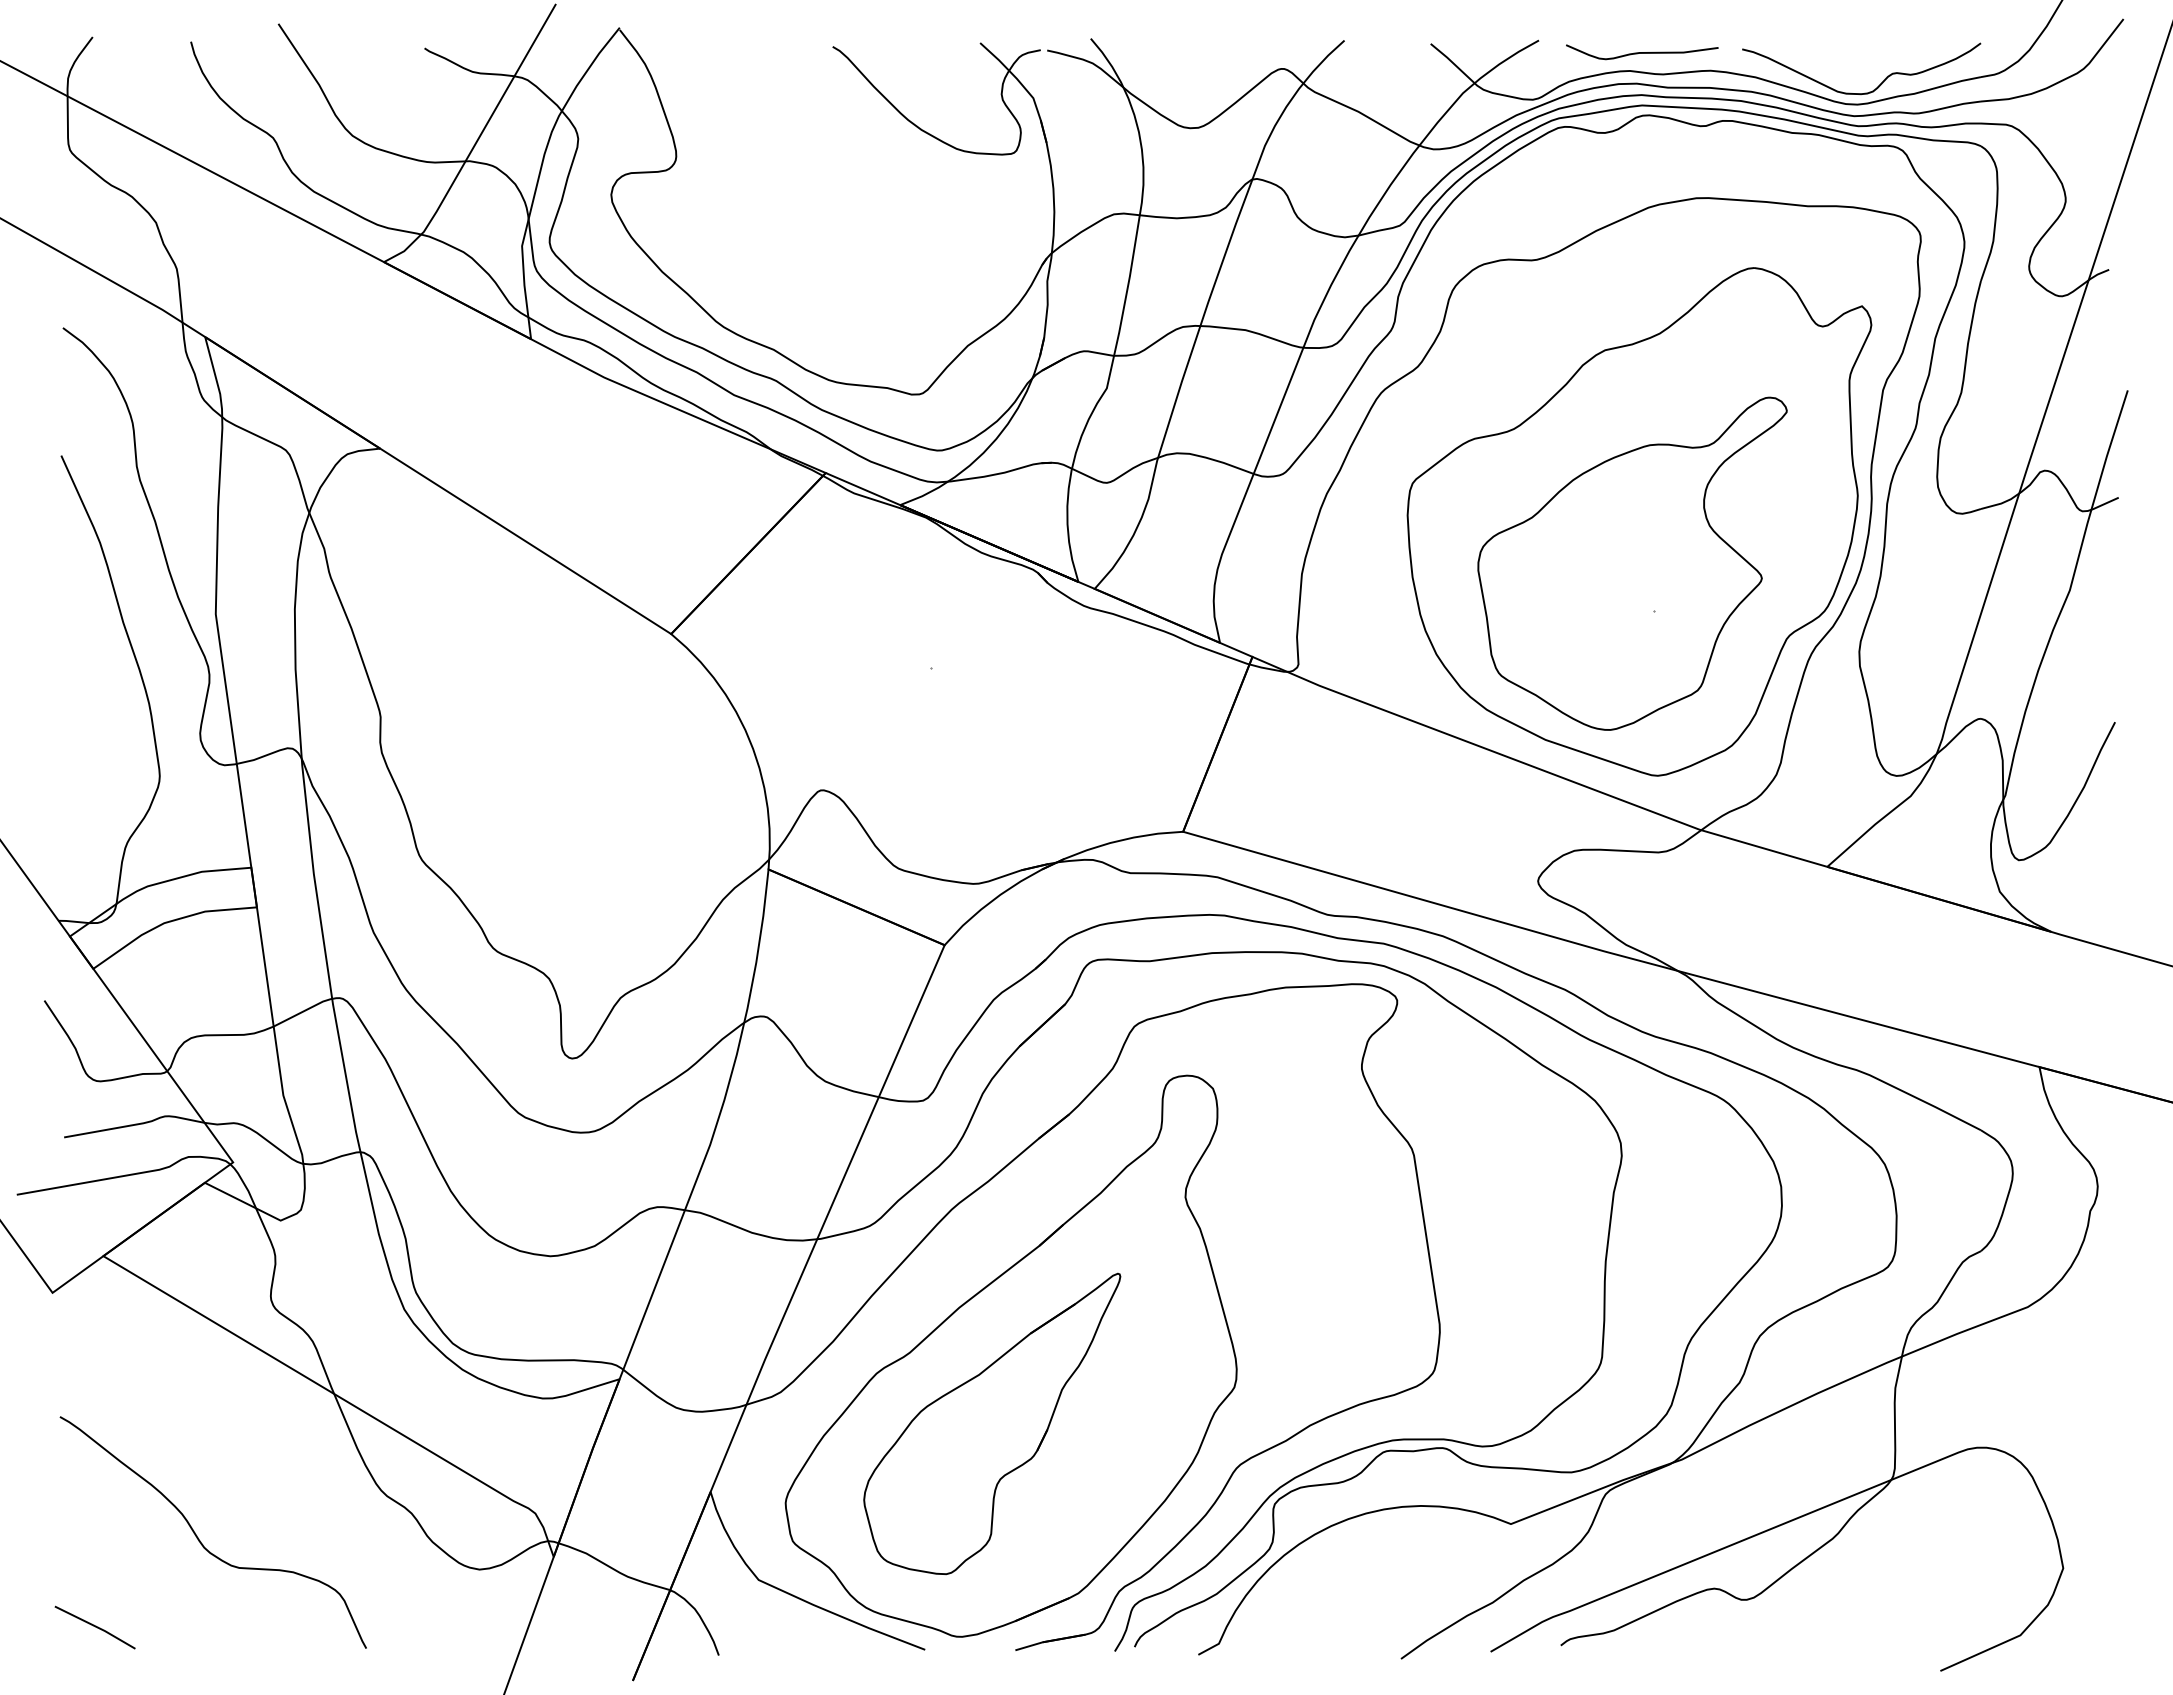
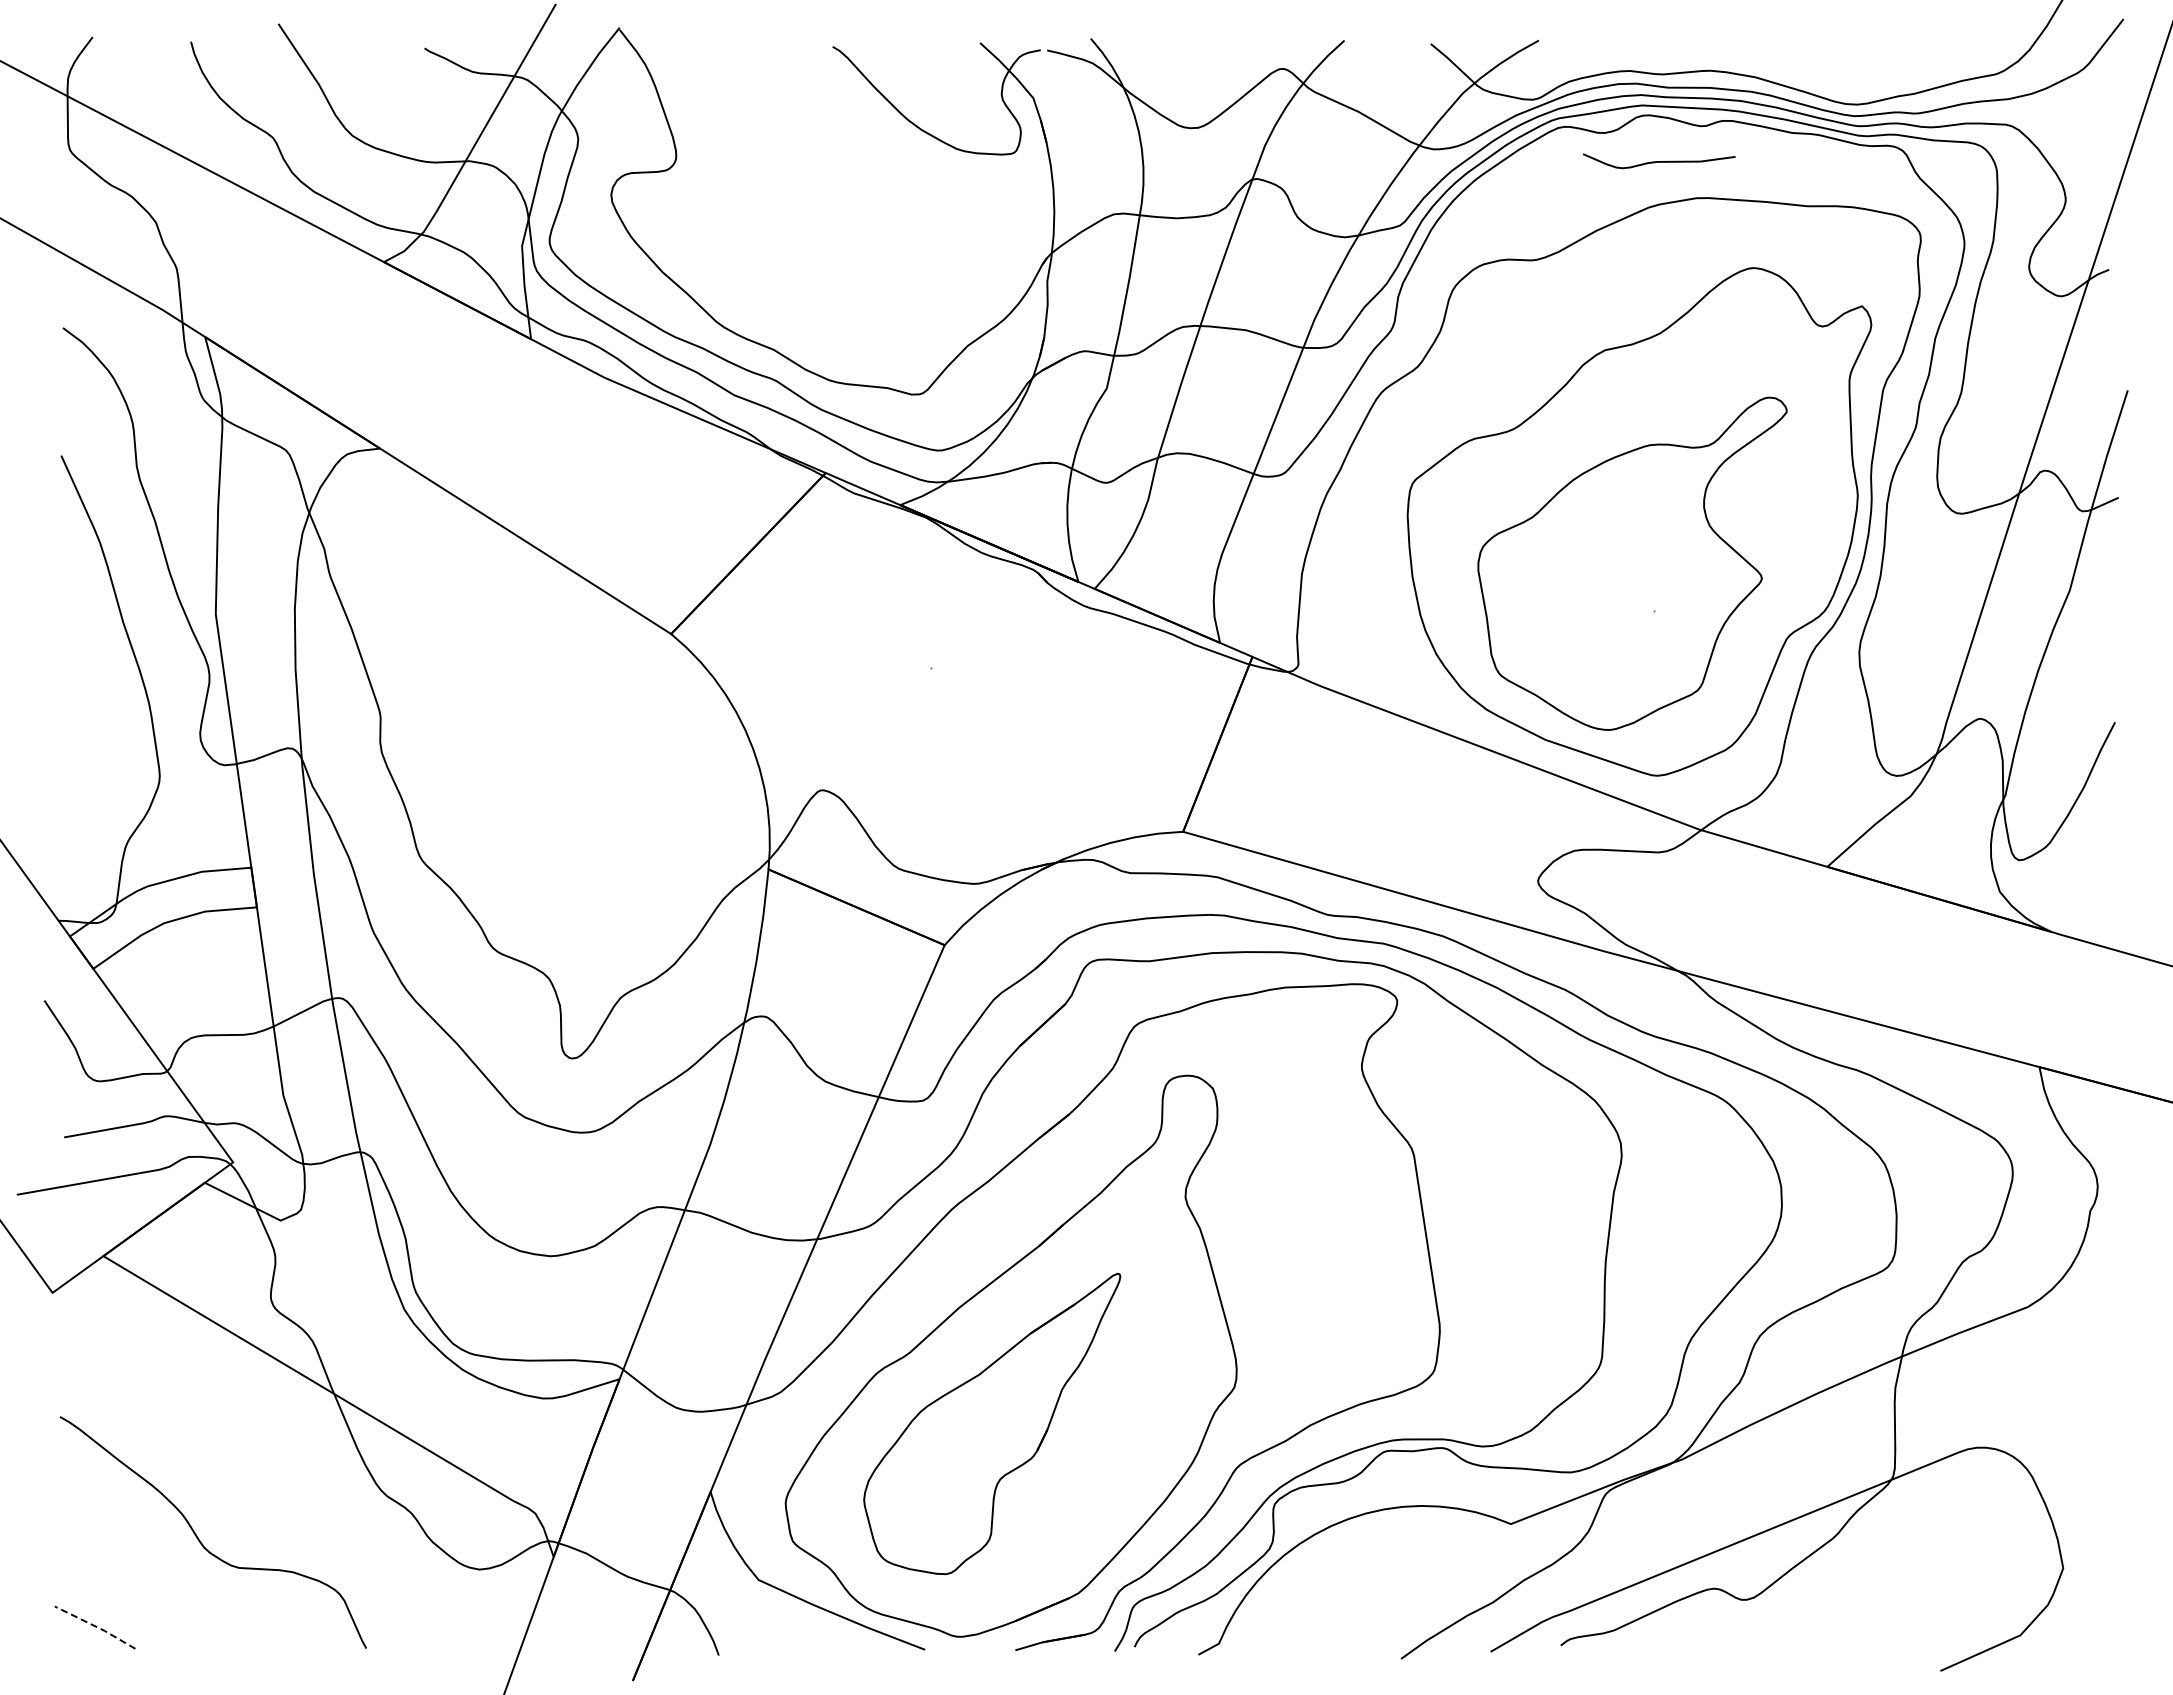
curve position: (1642, 52) -> (1659, 161) (1659, 161)
curve: present -> none (1878, 85)
line: solid -> dashed (96, 1626)
